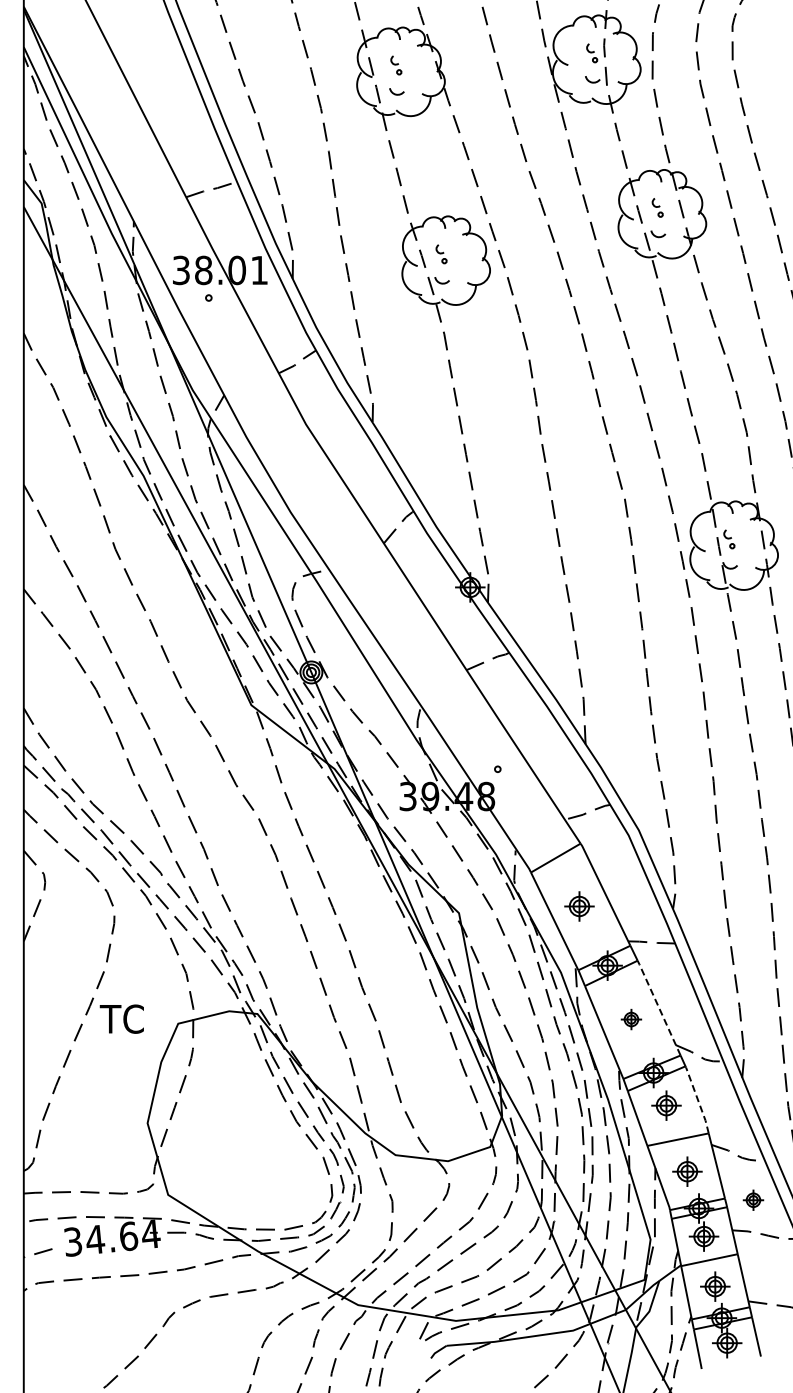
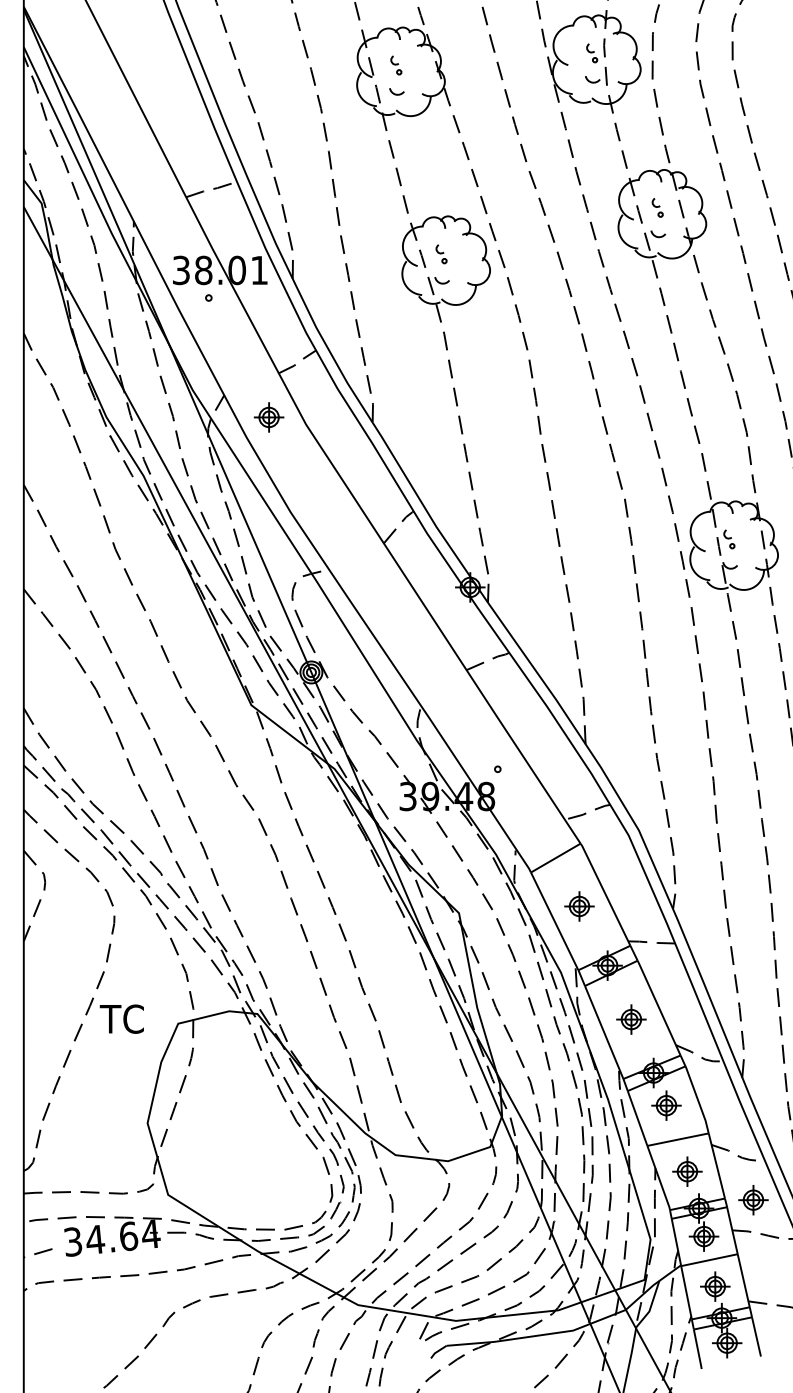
part: none -> present (268, 417)
line: dashed -> solid (658, 1007)
part size: 23x23 px -> 31x31 px (631, 1019)
line: dashed -> solid (697, 1099)
part size: 23x22 px -> 31x31 px (753, 1200)
